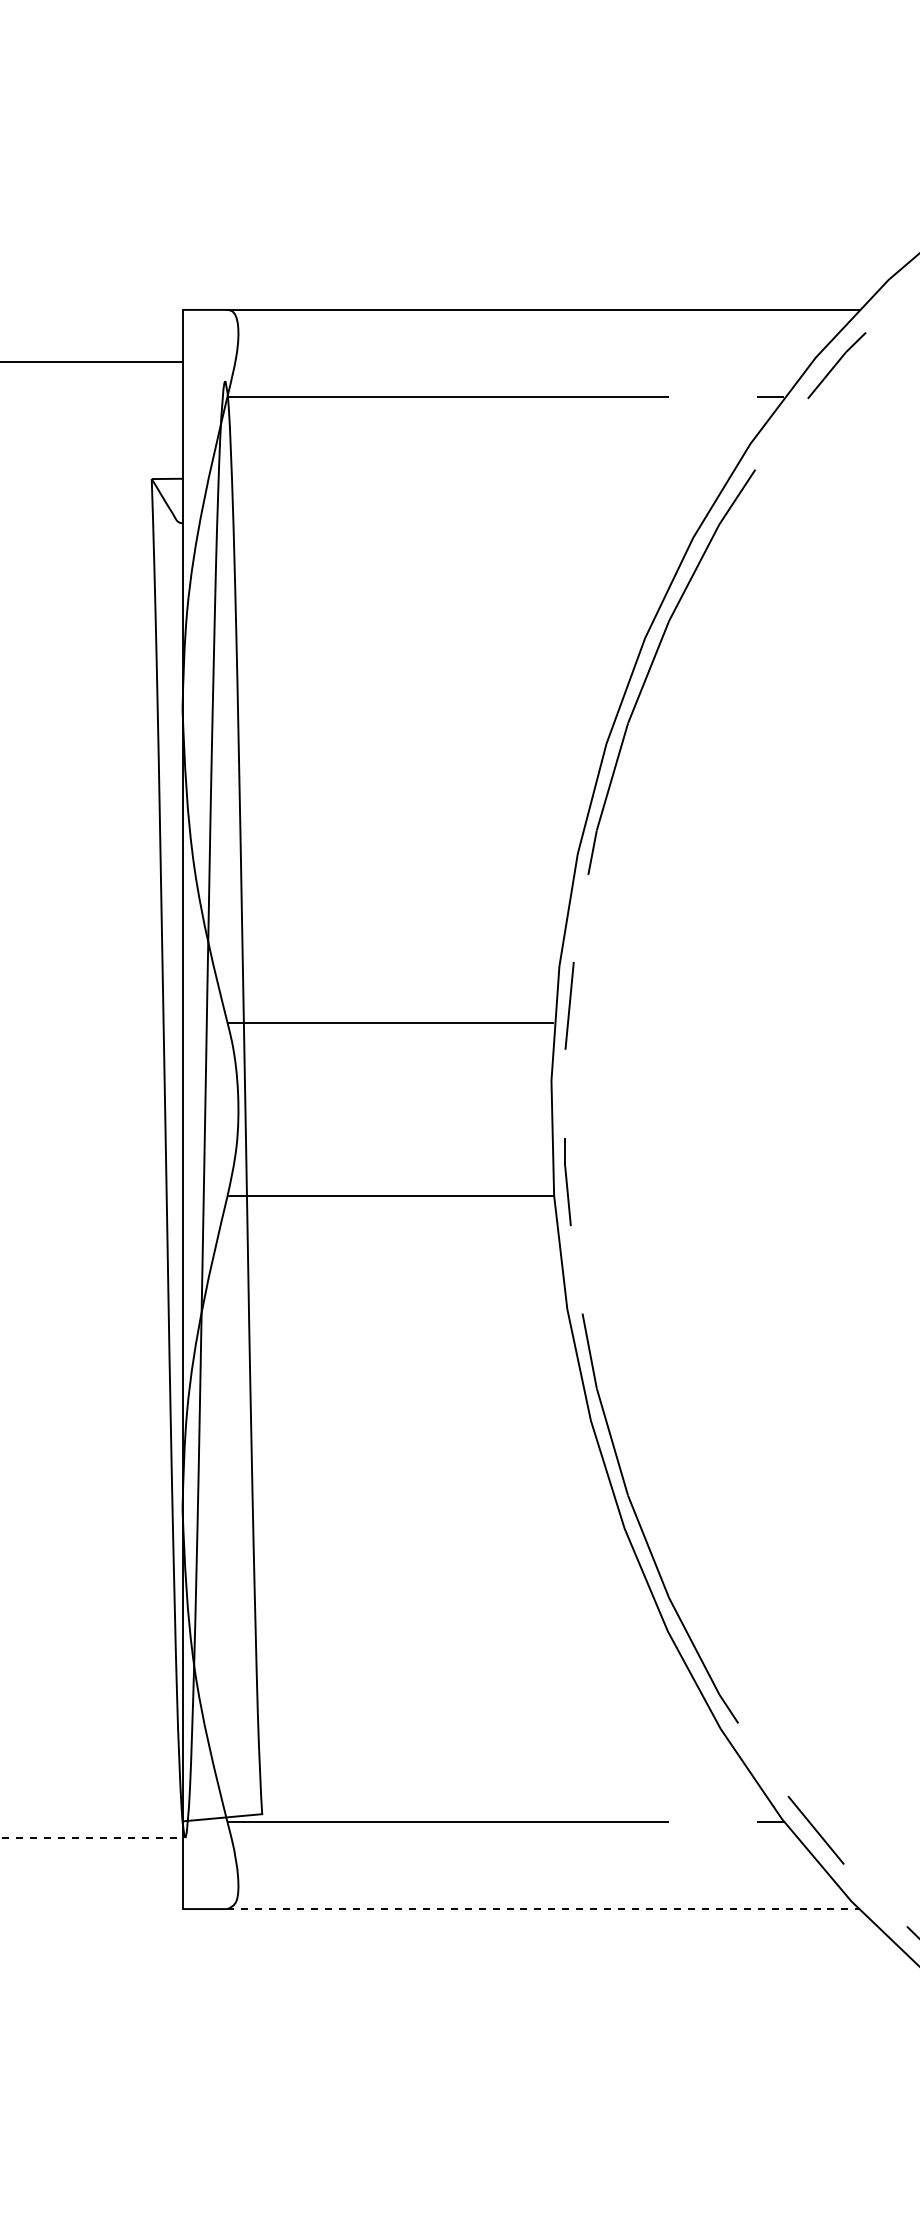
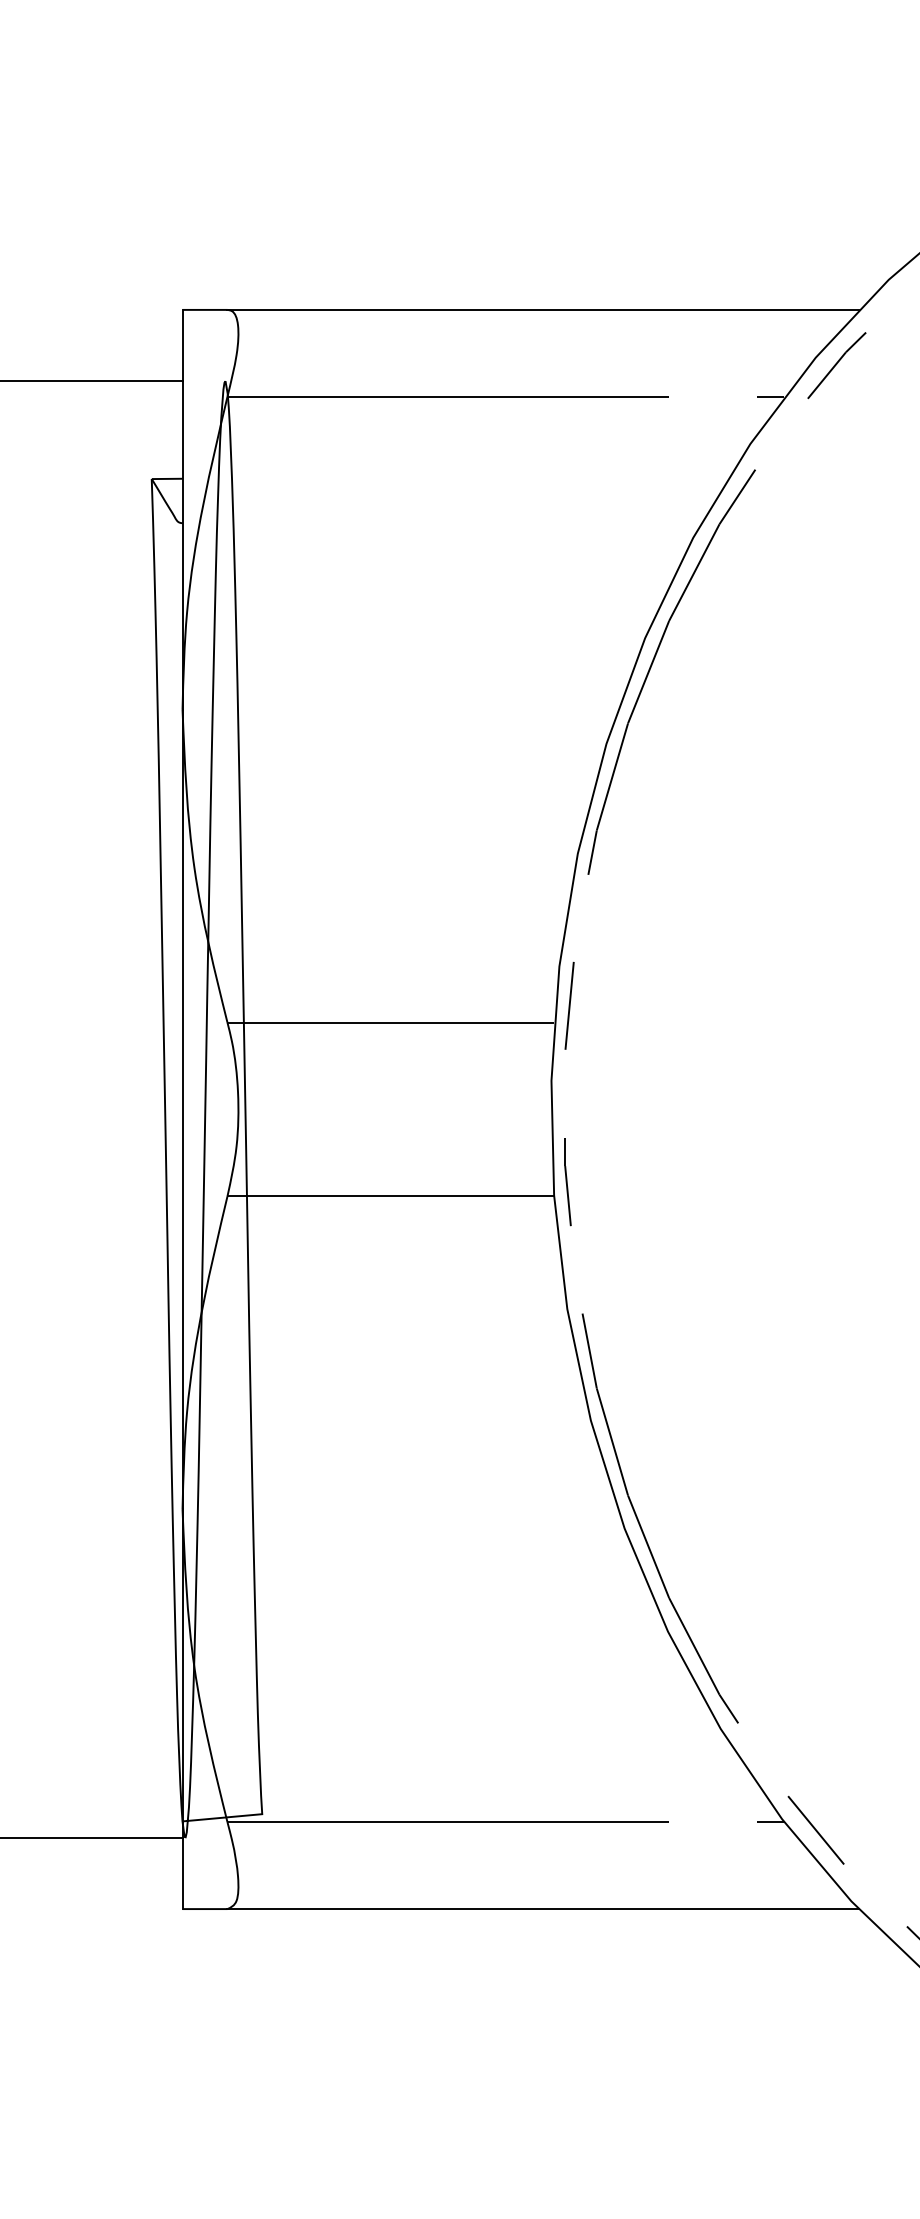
line position: (92, 362) -> (92, 381) (92, 381)
line: dashed -> solid (91, 1837)
line: dashed -> solid (543, 1909)
